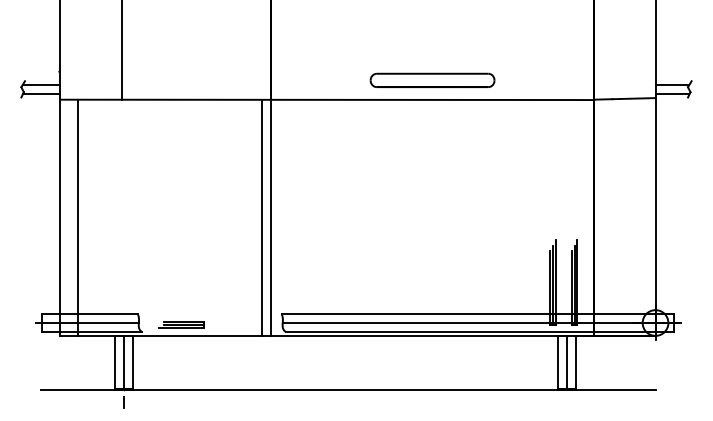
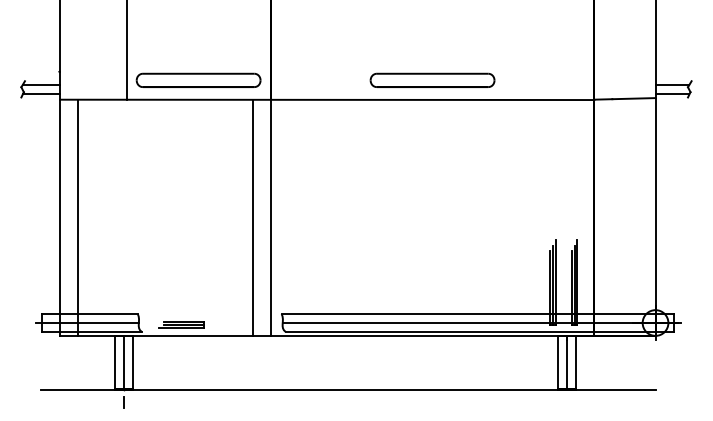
line position: (121, 50) -> (126, 50) (126, 50)
part: none -> present (198, 79)
line position: (261, 217) -> (252, 217) (252, 217)
